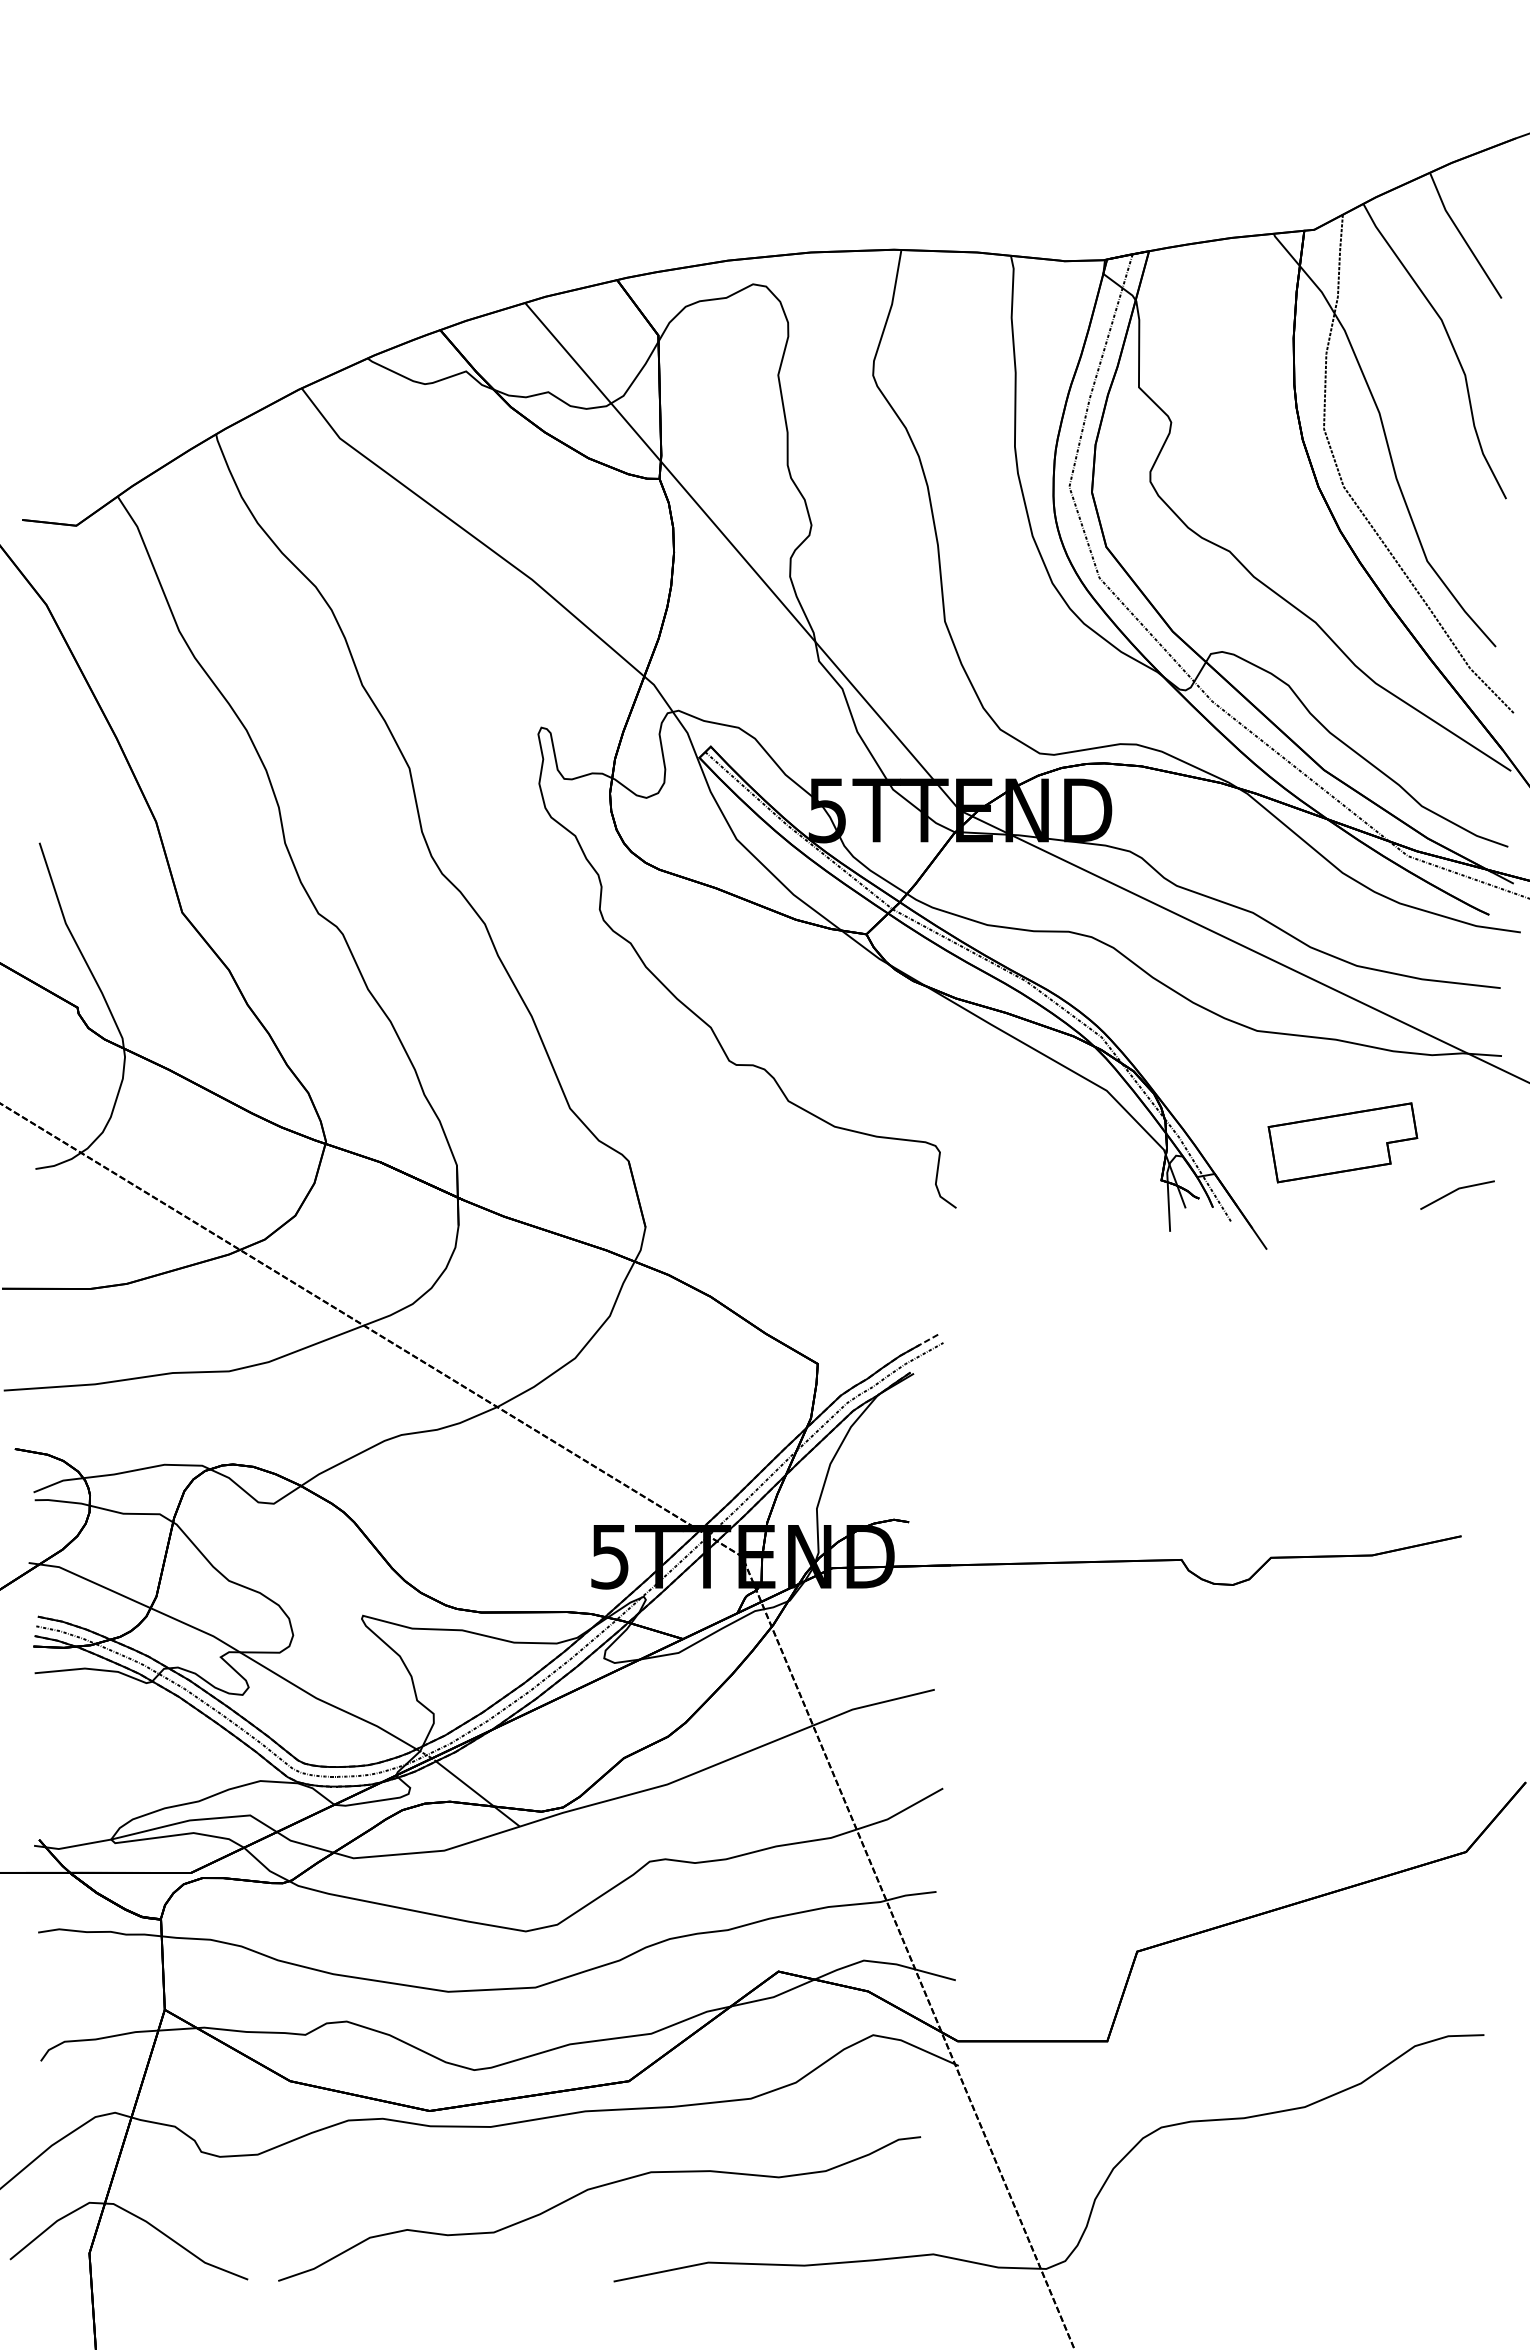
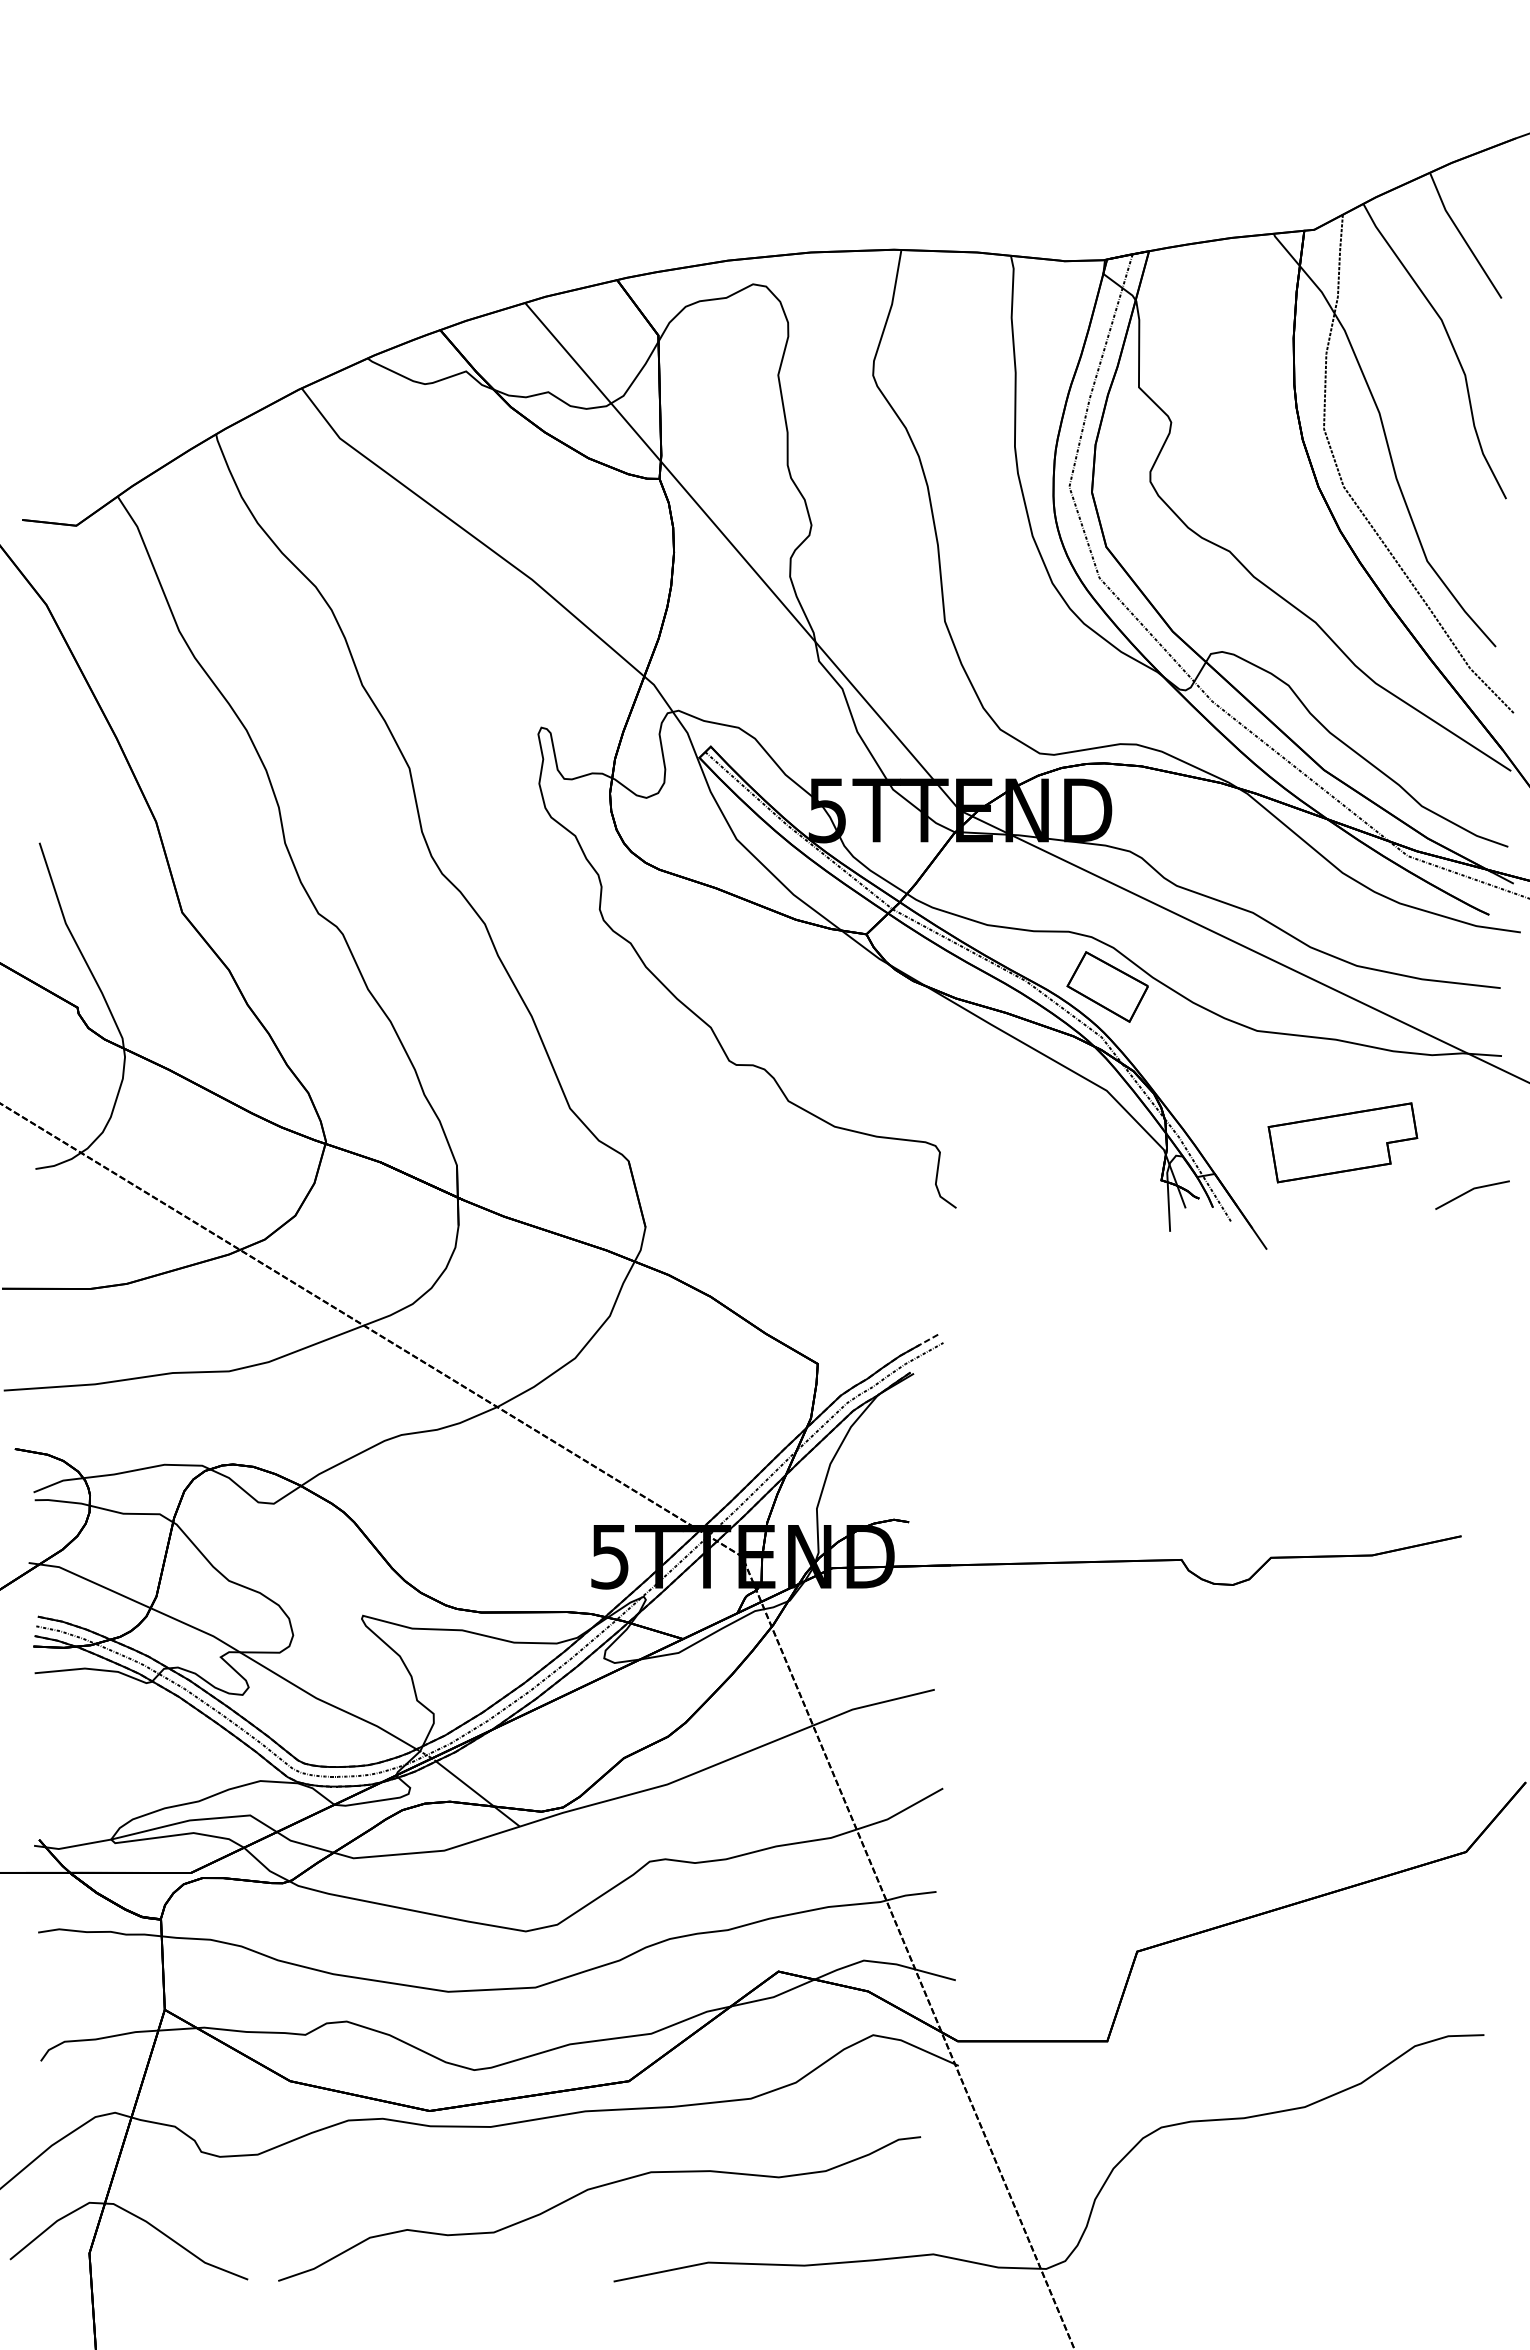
part: none -> present (1107, 986)
line position: (1455, 1191) -> (1470, 1191) (1470, 1191)
